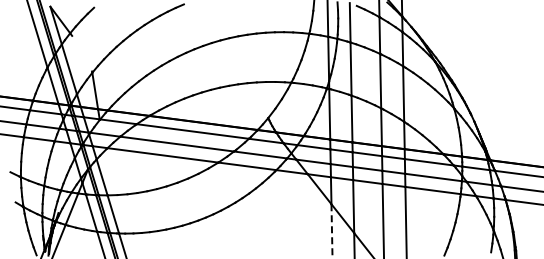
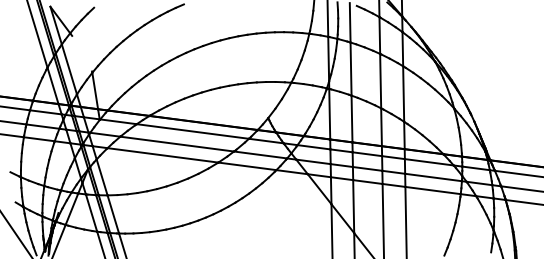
line: dashed -> solid (332, 231)
line: none -> present (16, 234)
